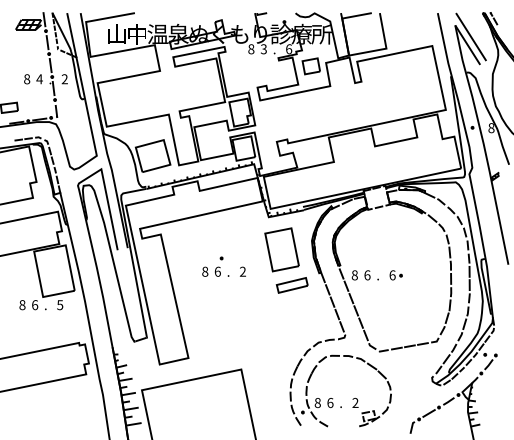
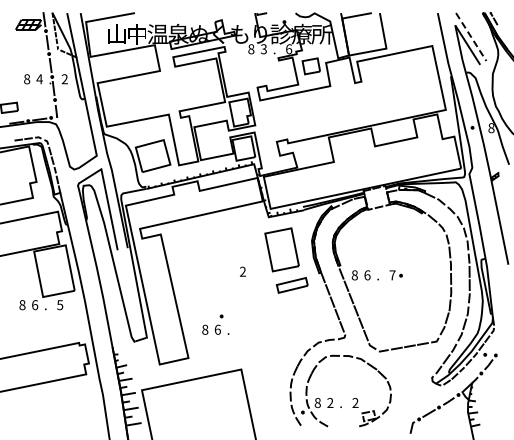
line: solid -> dashed (471, 37)
part position: (215, 266) -> (215, 324) (215, 324)
text: 6 -> 7 (392, 275)
text: 6 -> 2 (330, 402)
